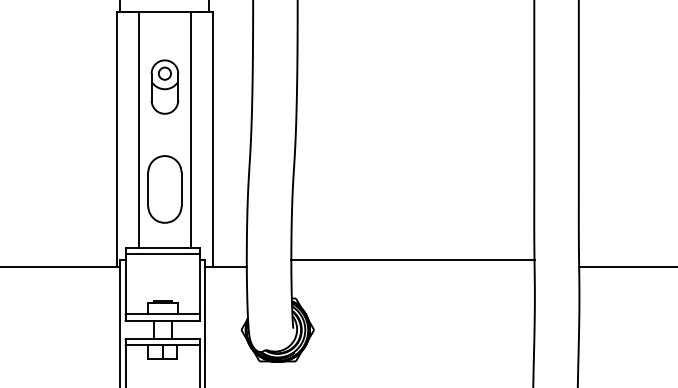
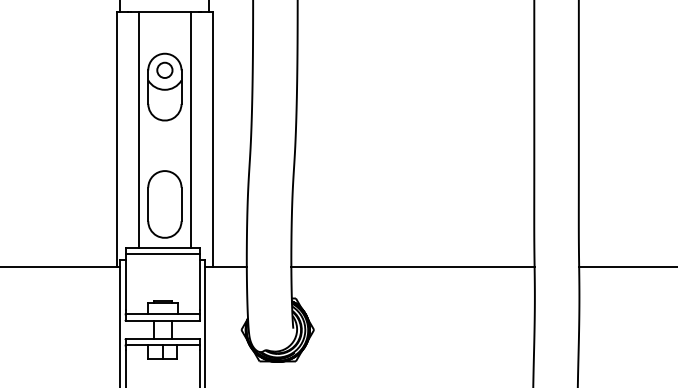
part size: 30x56 px -> 36x70 px (164, 86)
part position: (164, 189) -> (164, 204) (164, 204)
line position: (412, 259) -> (412, 266) (412, 266)
